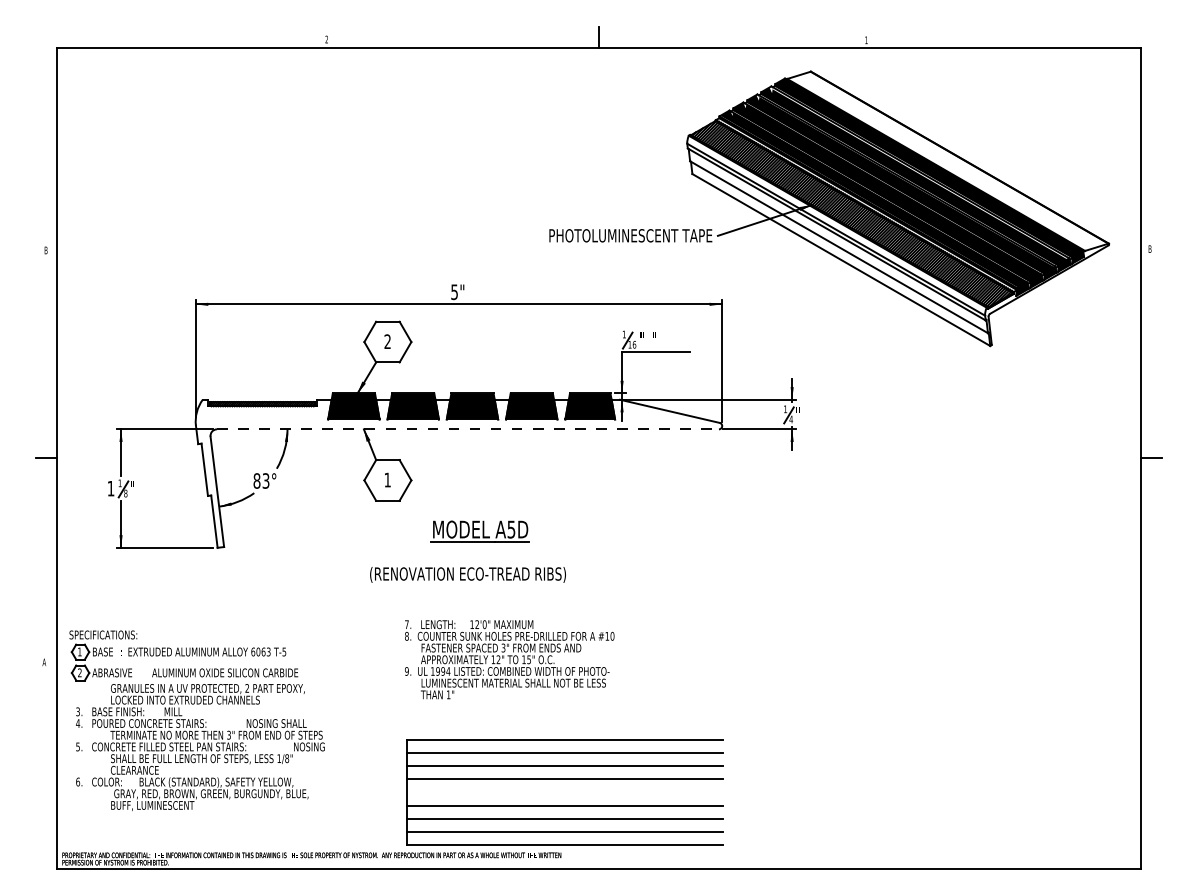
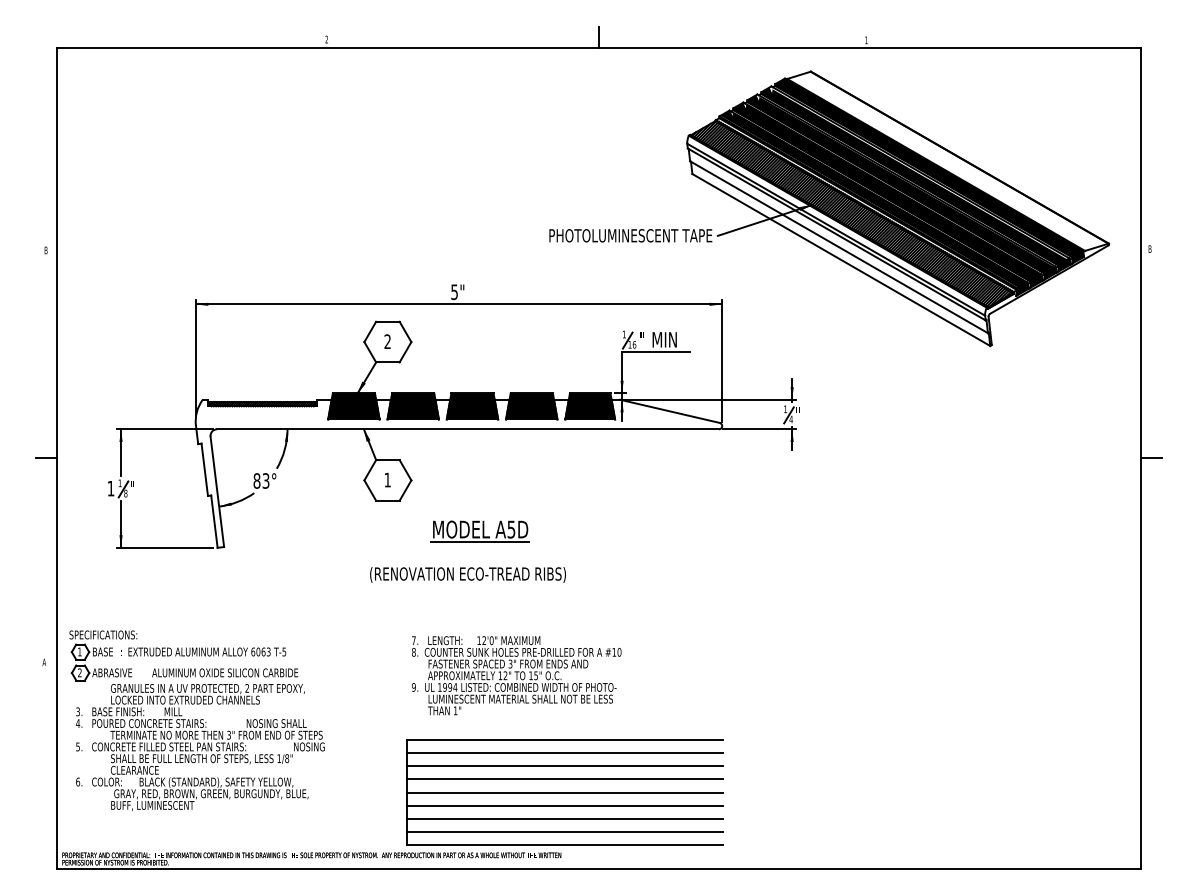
text: " -> MIN (664, 339)
line: dashed -> solid (468, 429)
text position: (509, 659) -> (516, 675) (516, 675)
line: none -> present (564, 792)
